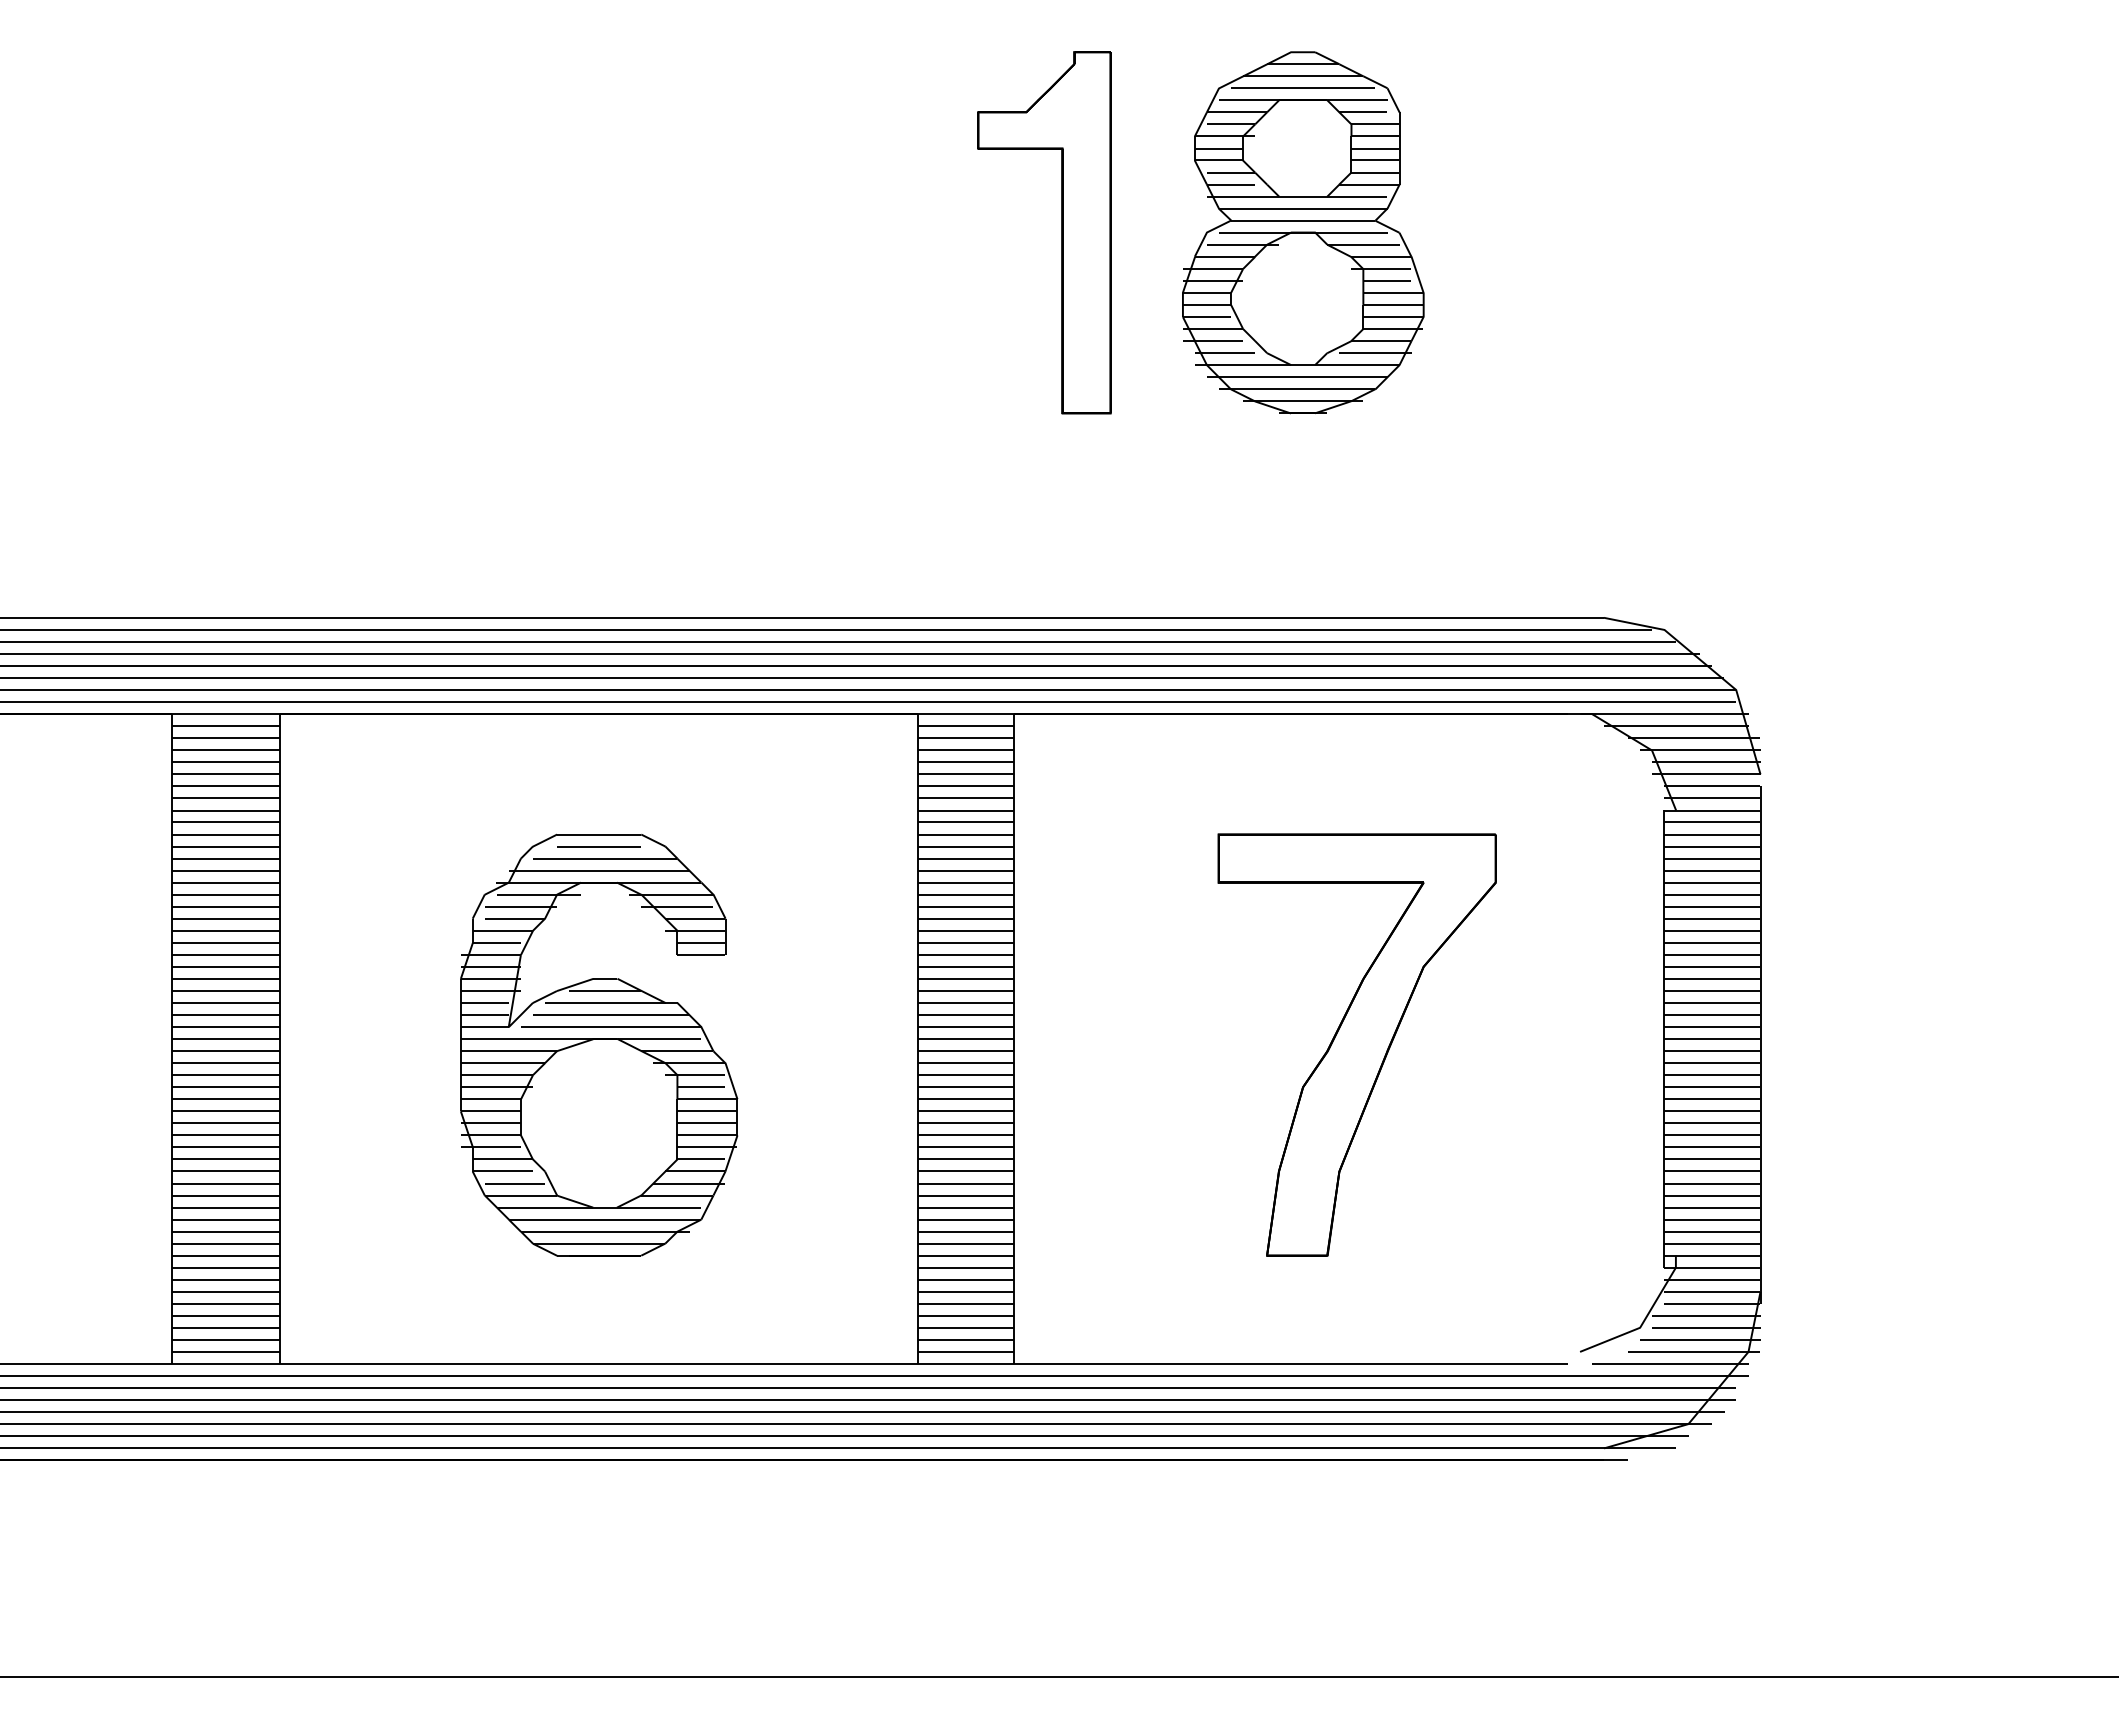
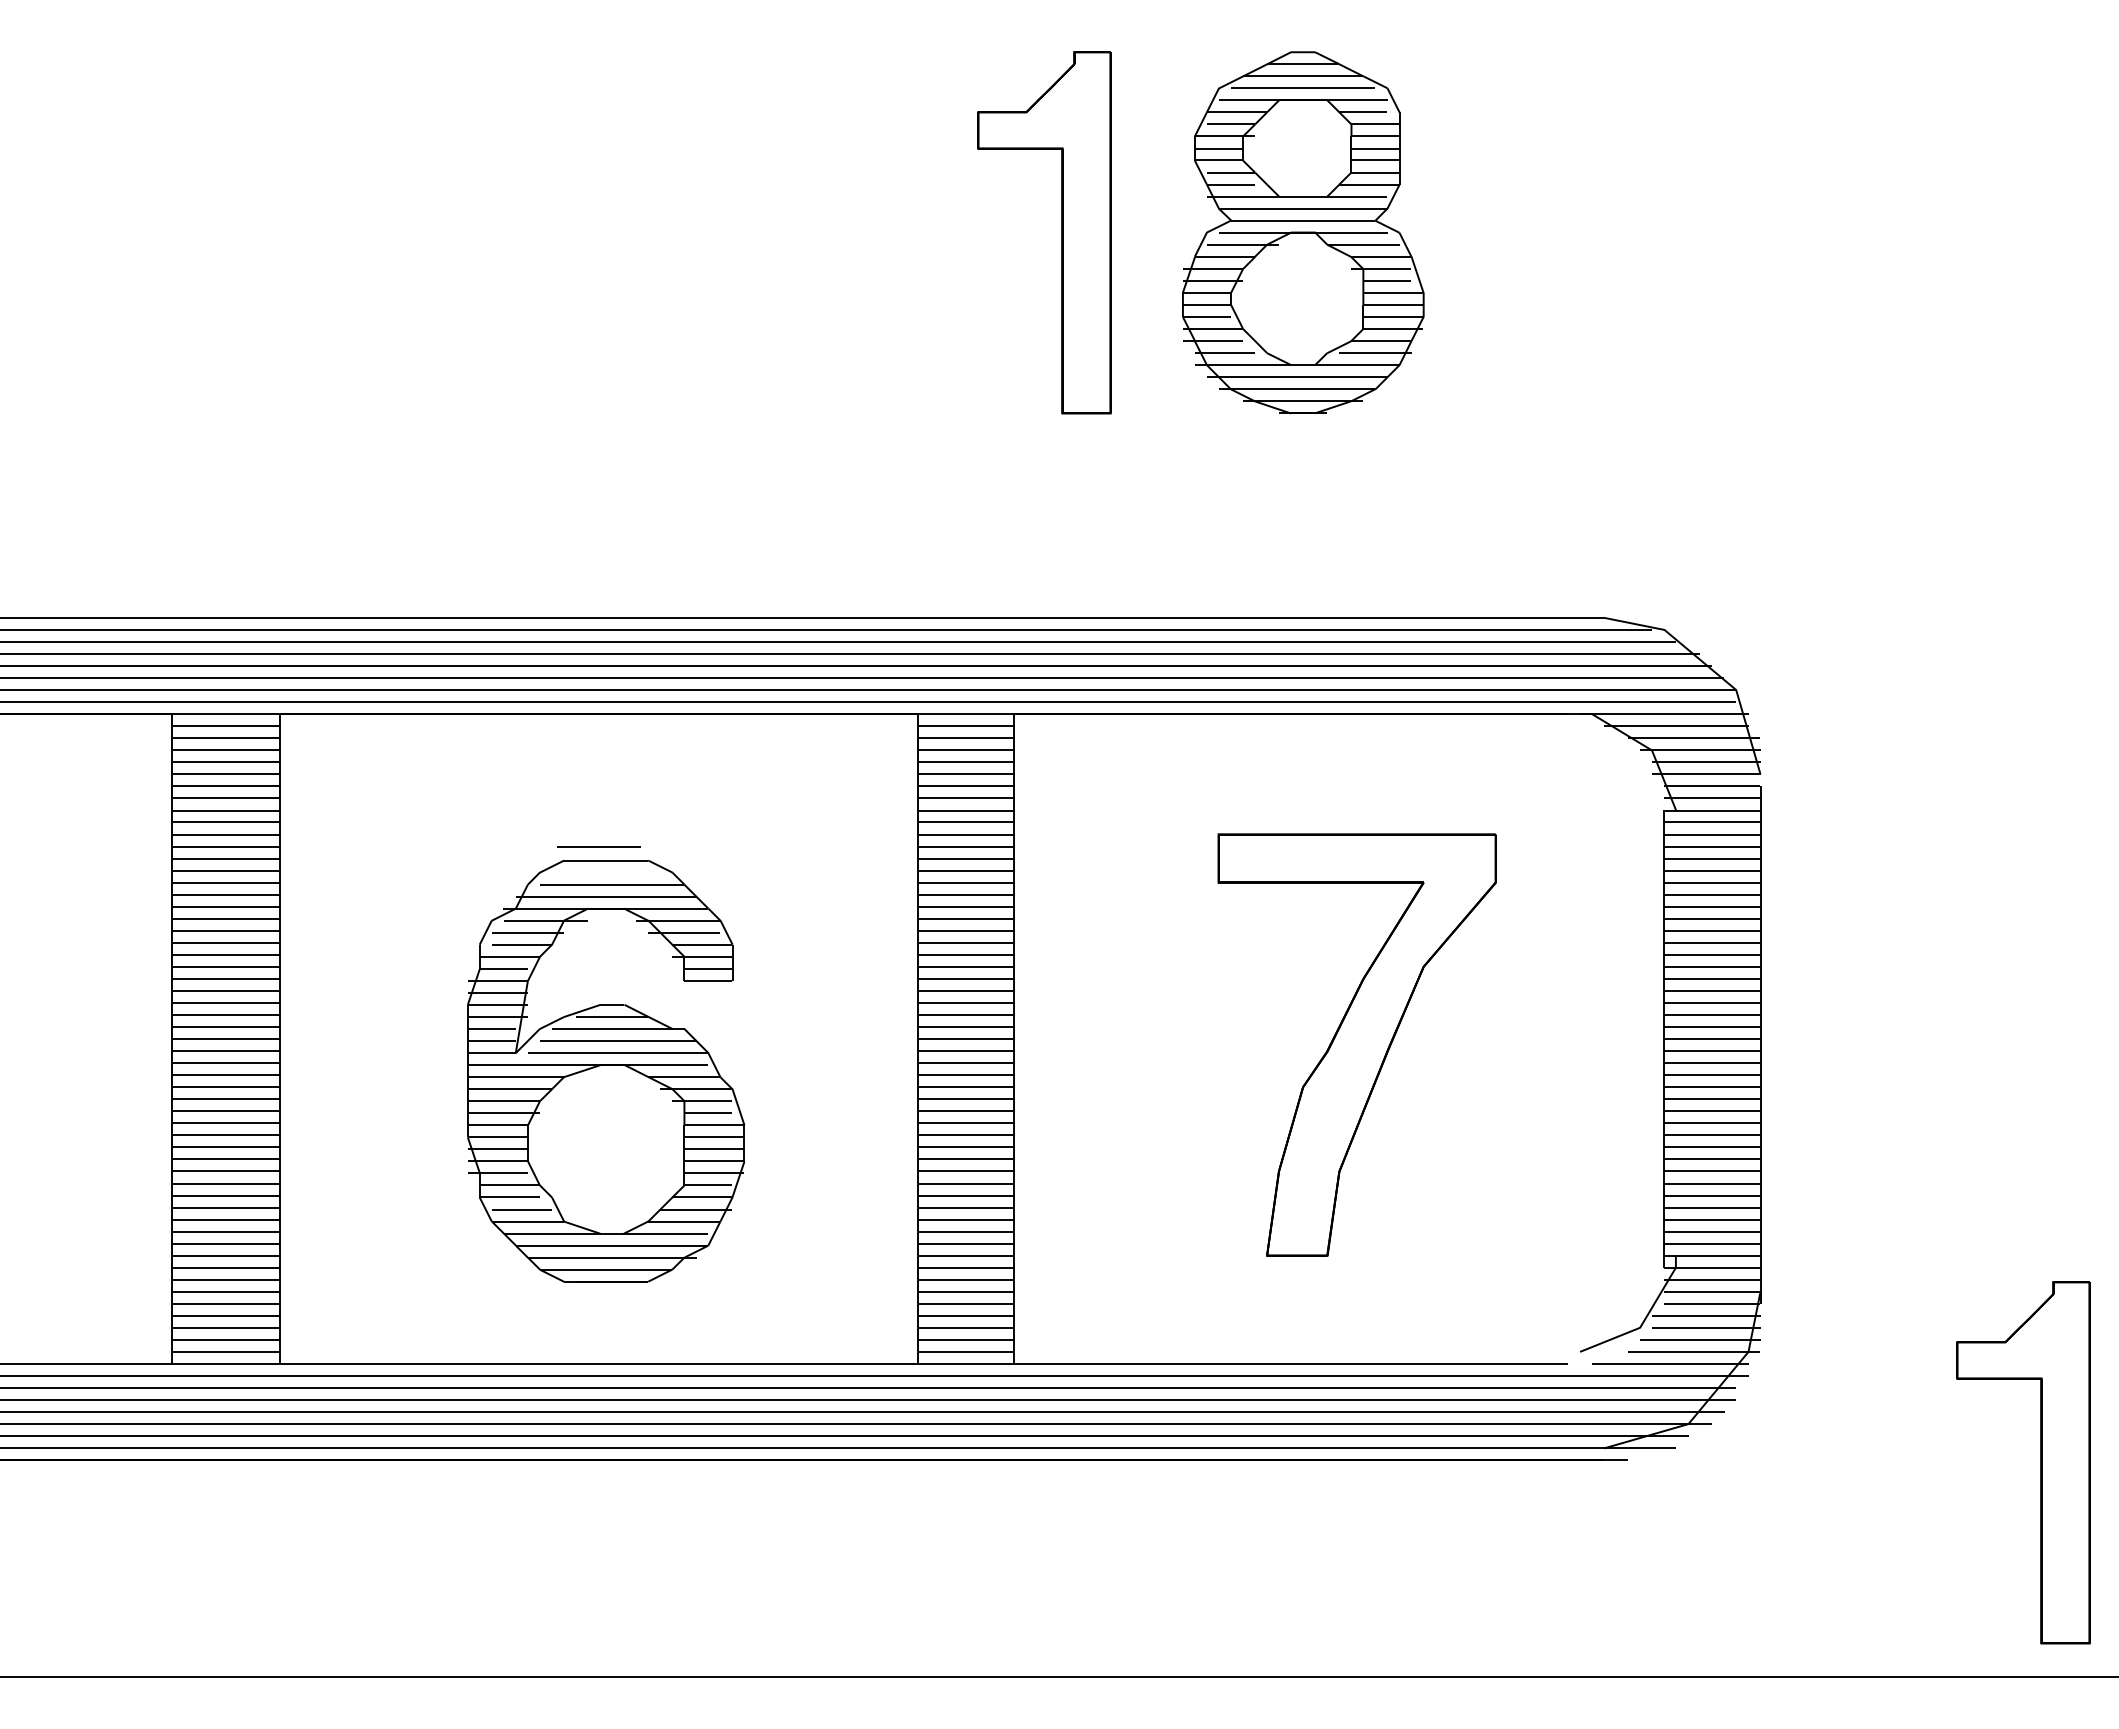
part position: (599, 1044) -> (606, 1070) (606, 1070)
part: none -> present (2040, 1462)
